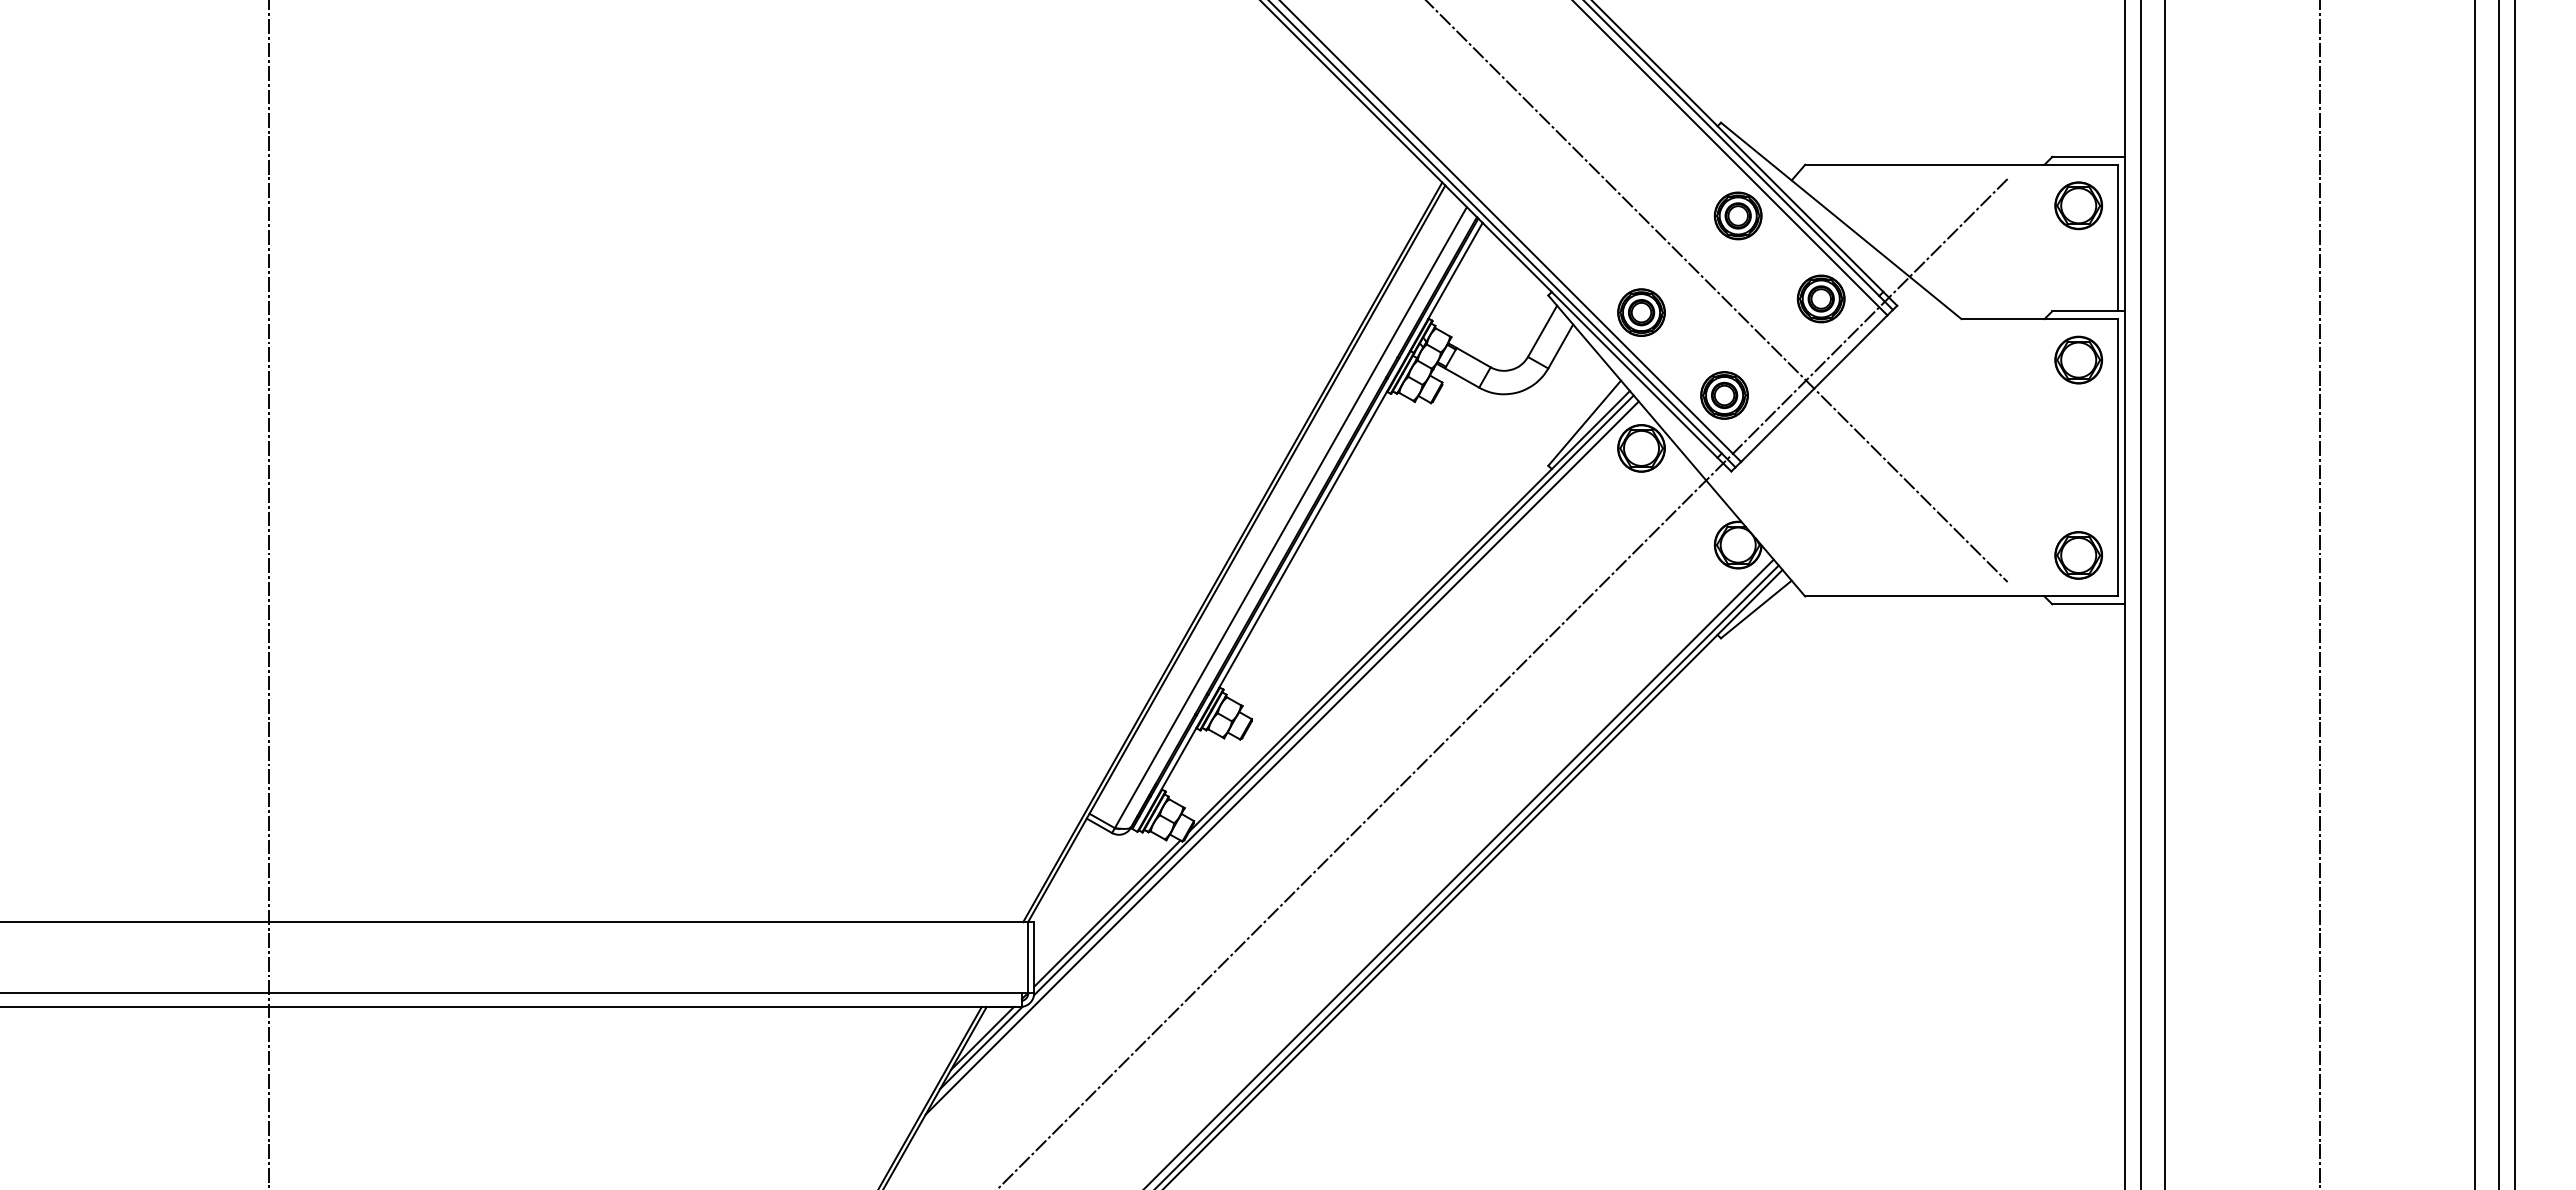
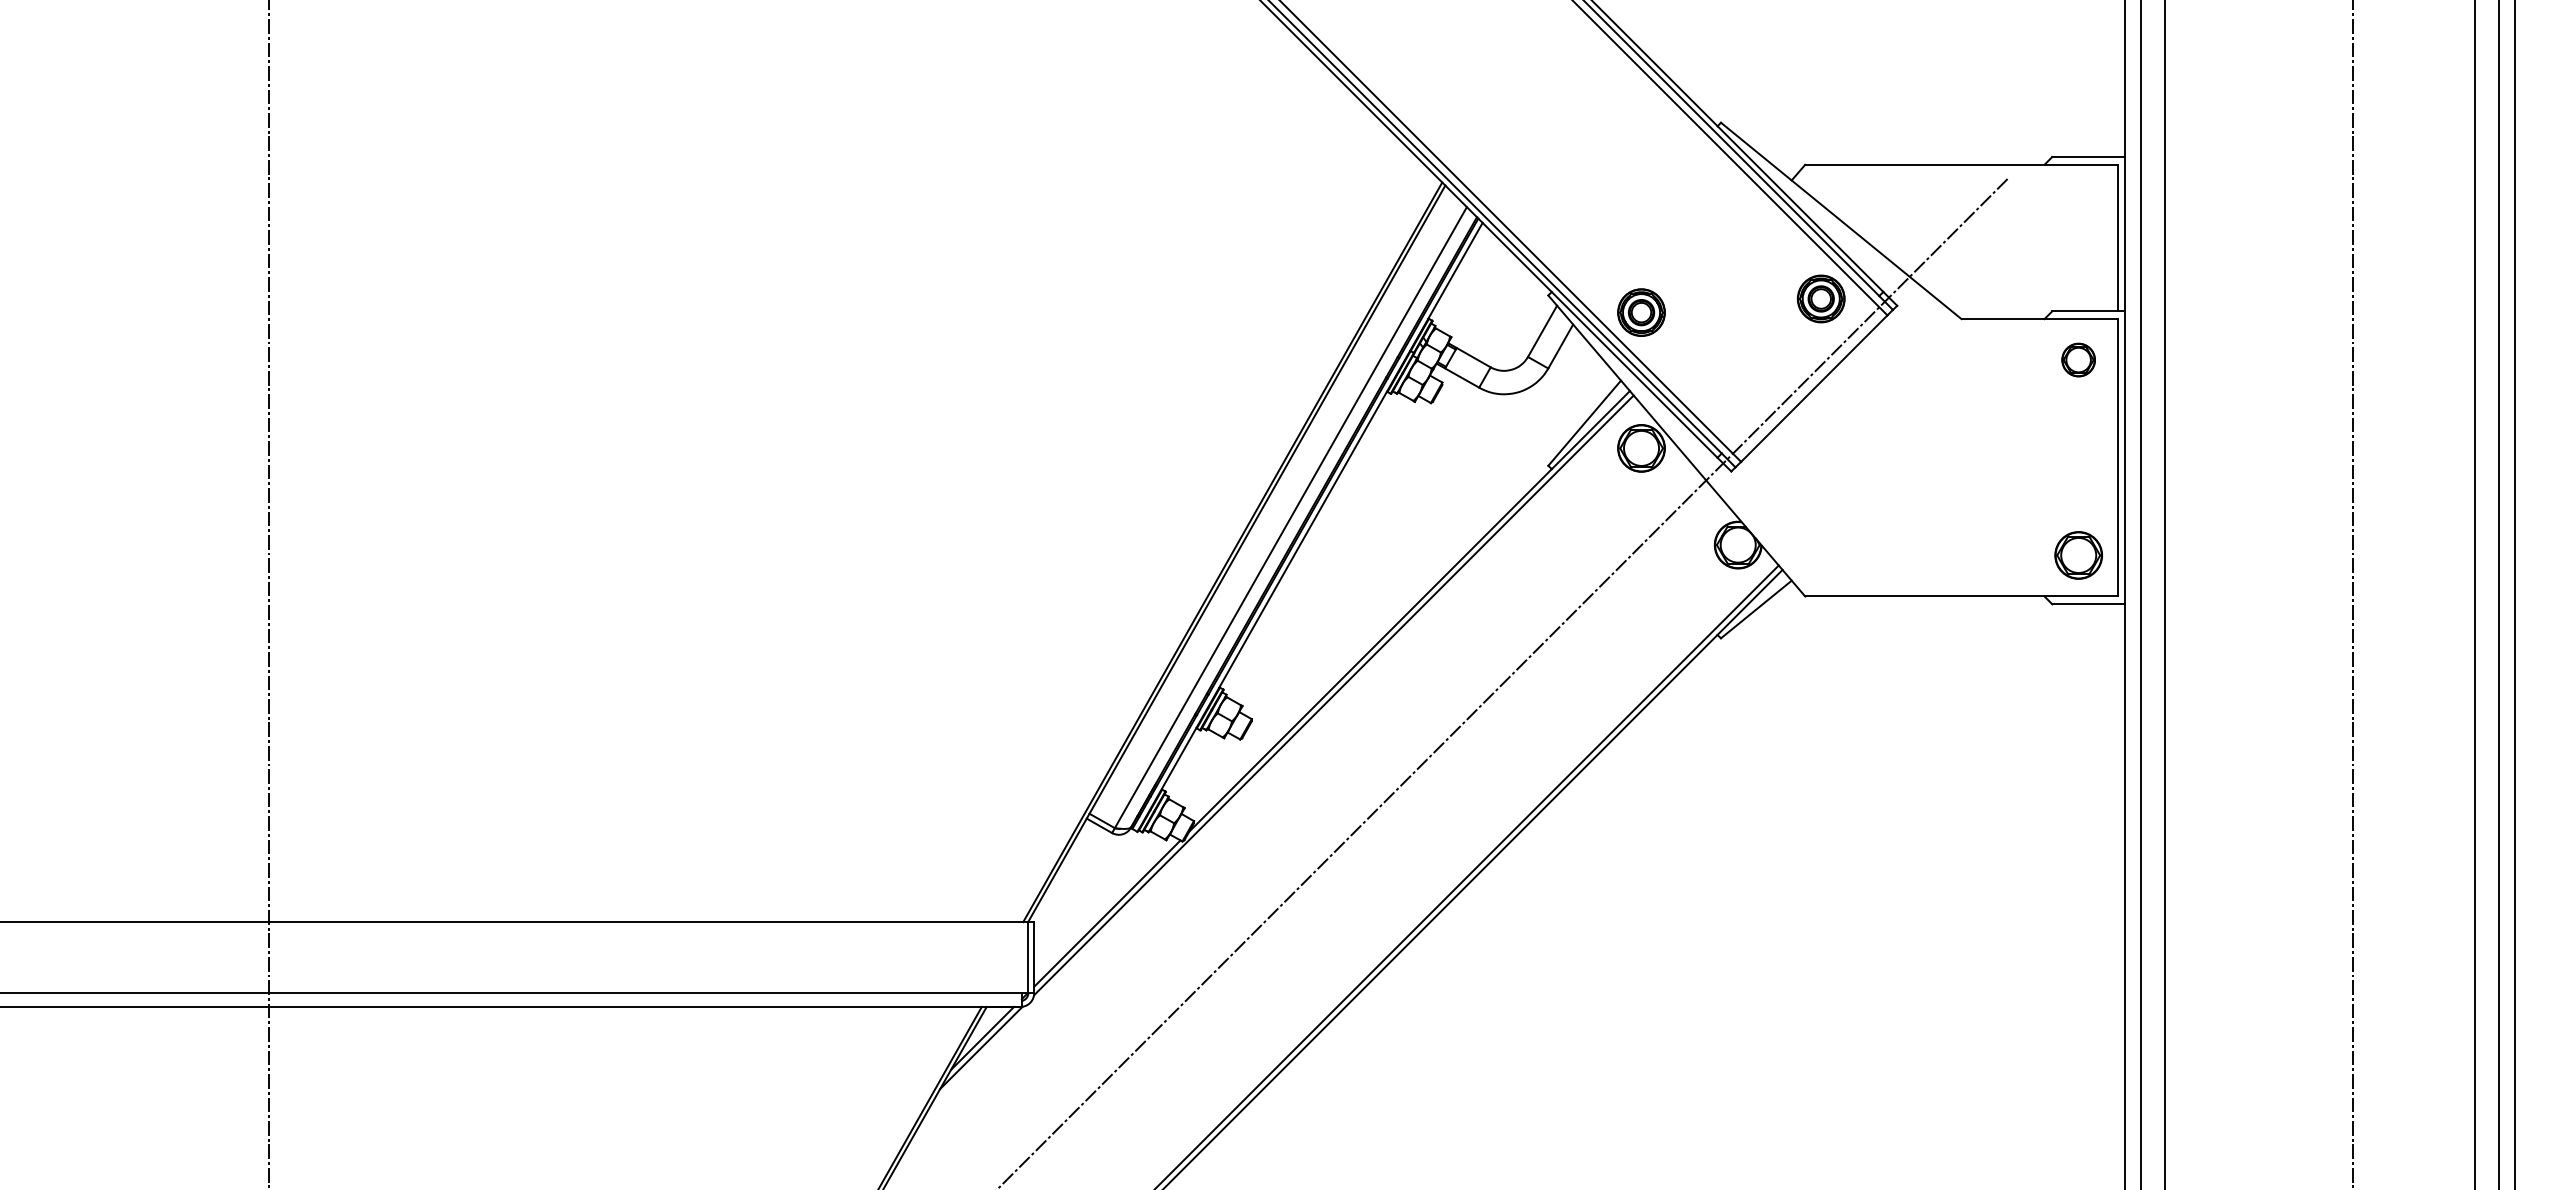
part: present -> none (2078, 205)
part: present -> none (1737, 215)
line: present -> none (1717, 292)
part size: 49x50 px -> 35x36 px (2078, 359)
part: present -> none (1724, 395)
line position: (2319, 594) -> (2352, 594) (2352, 594)
line: present -> none (1281, 757)
line: present -> none (1459, 872)
